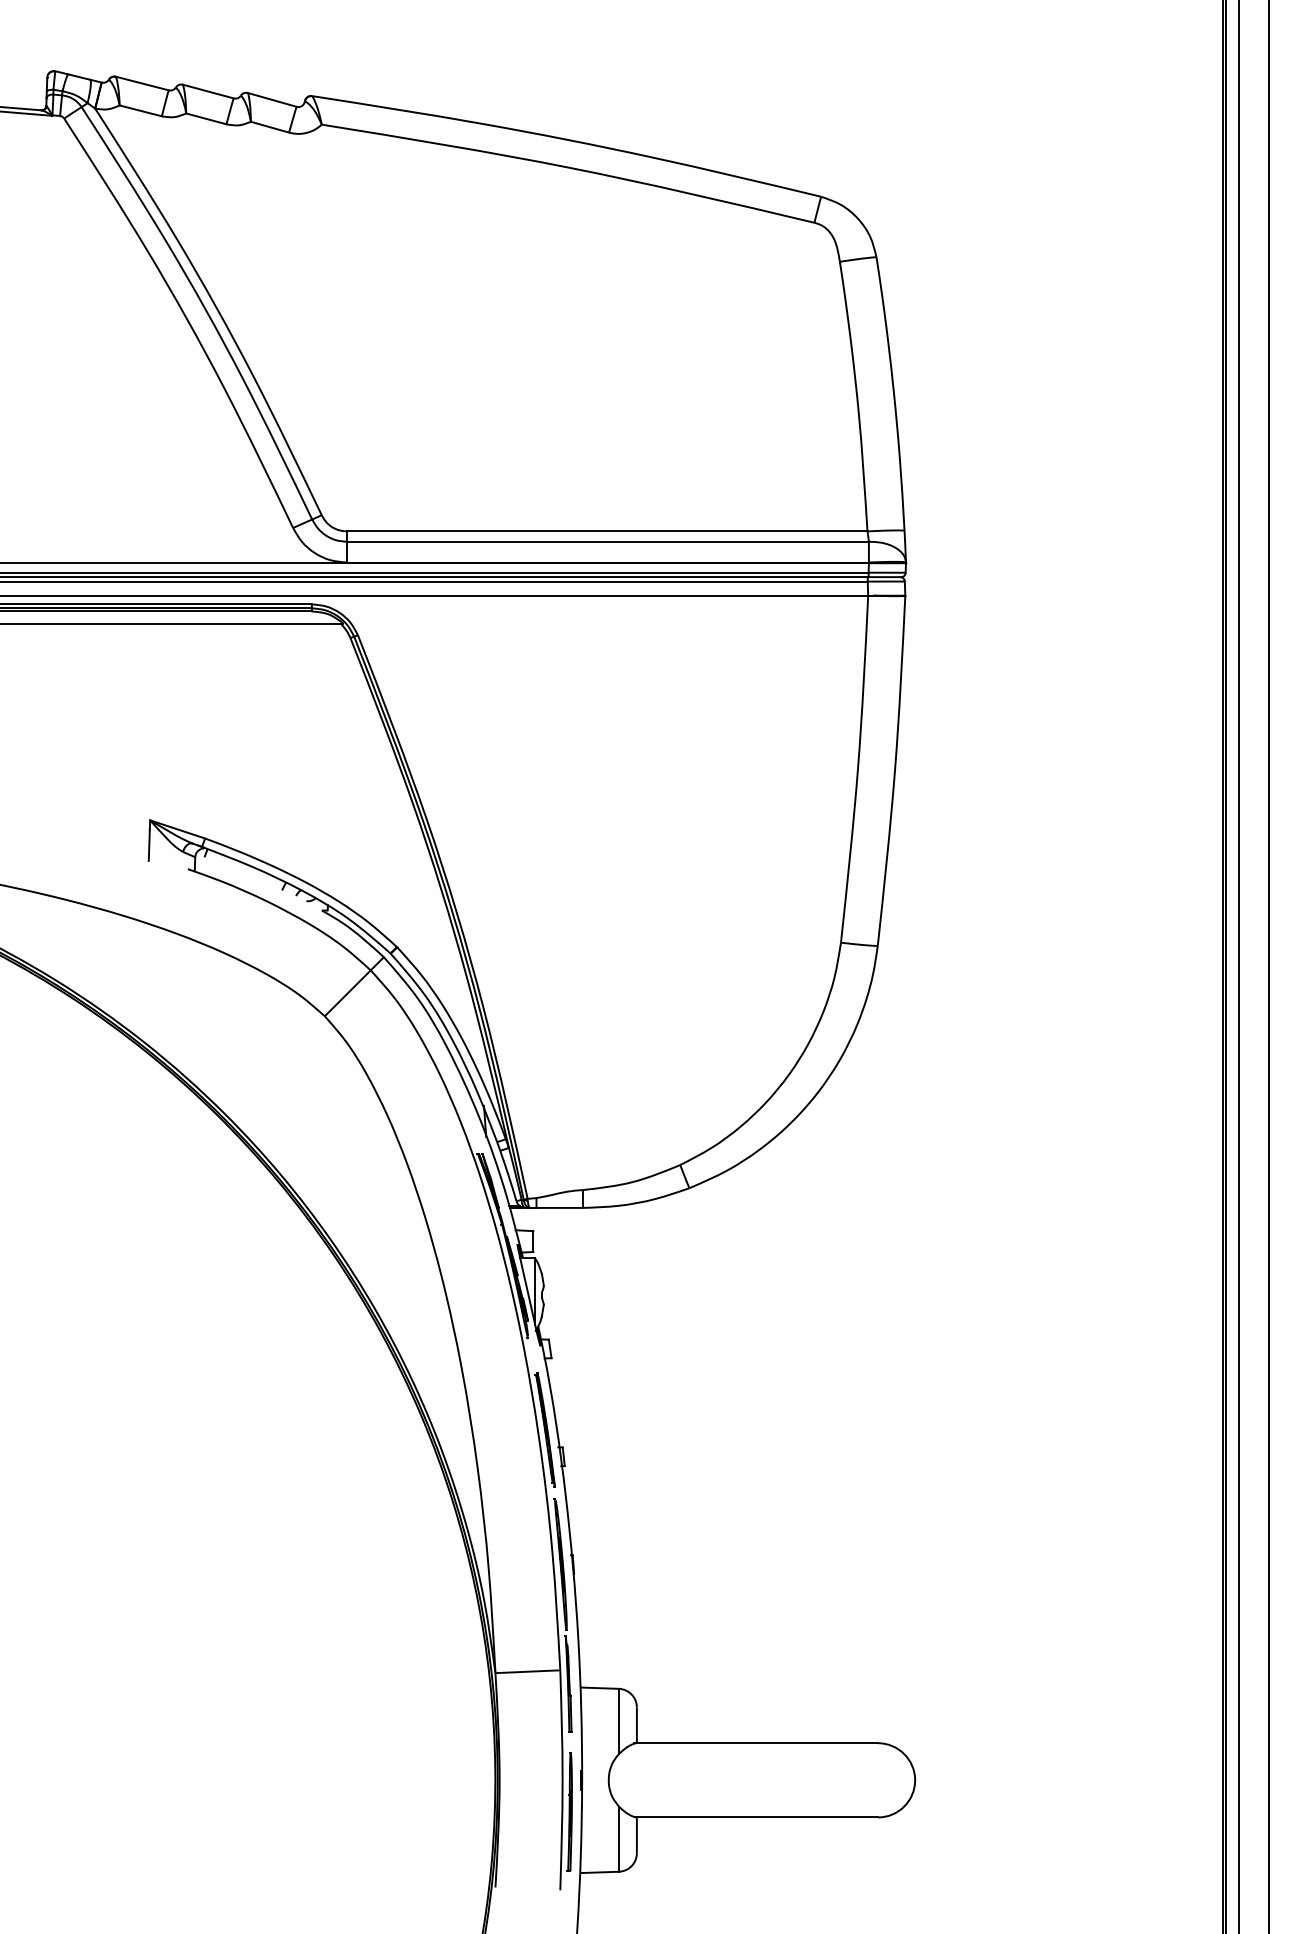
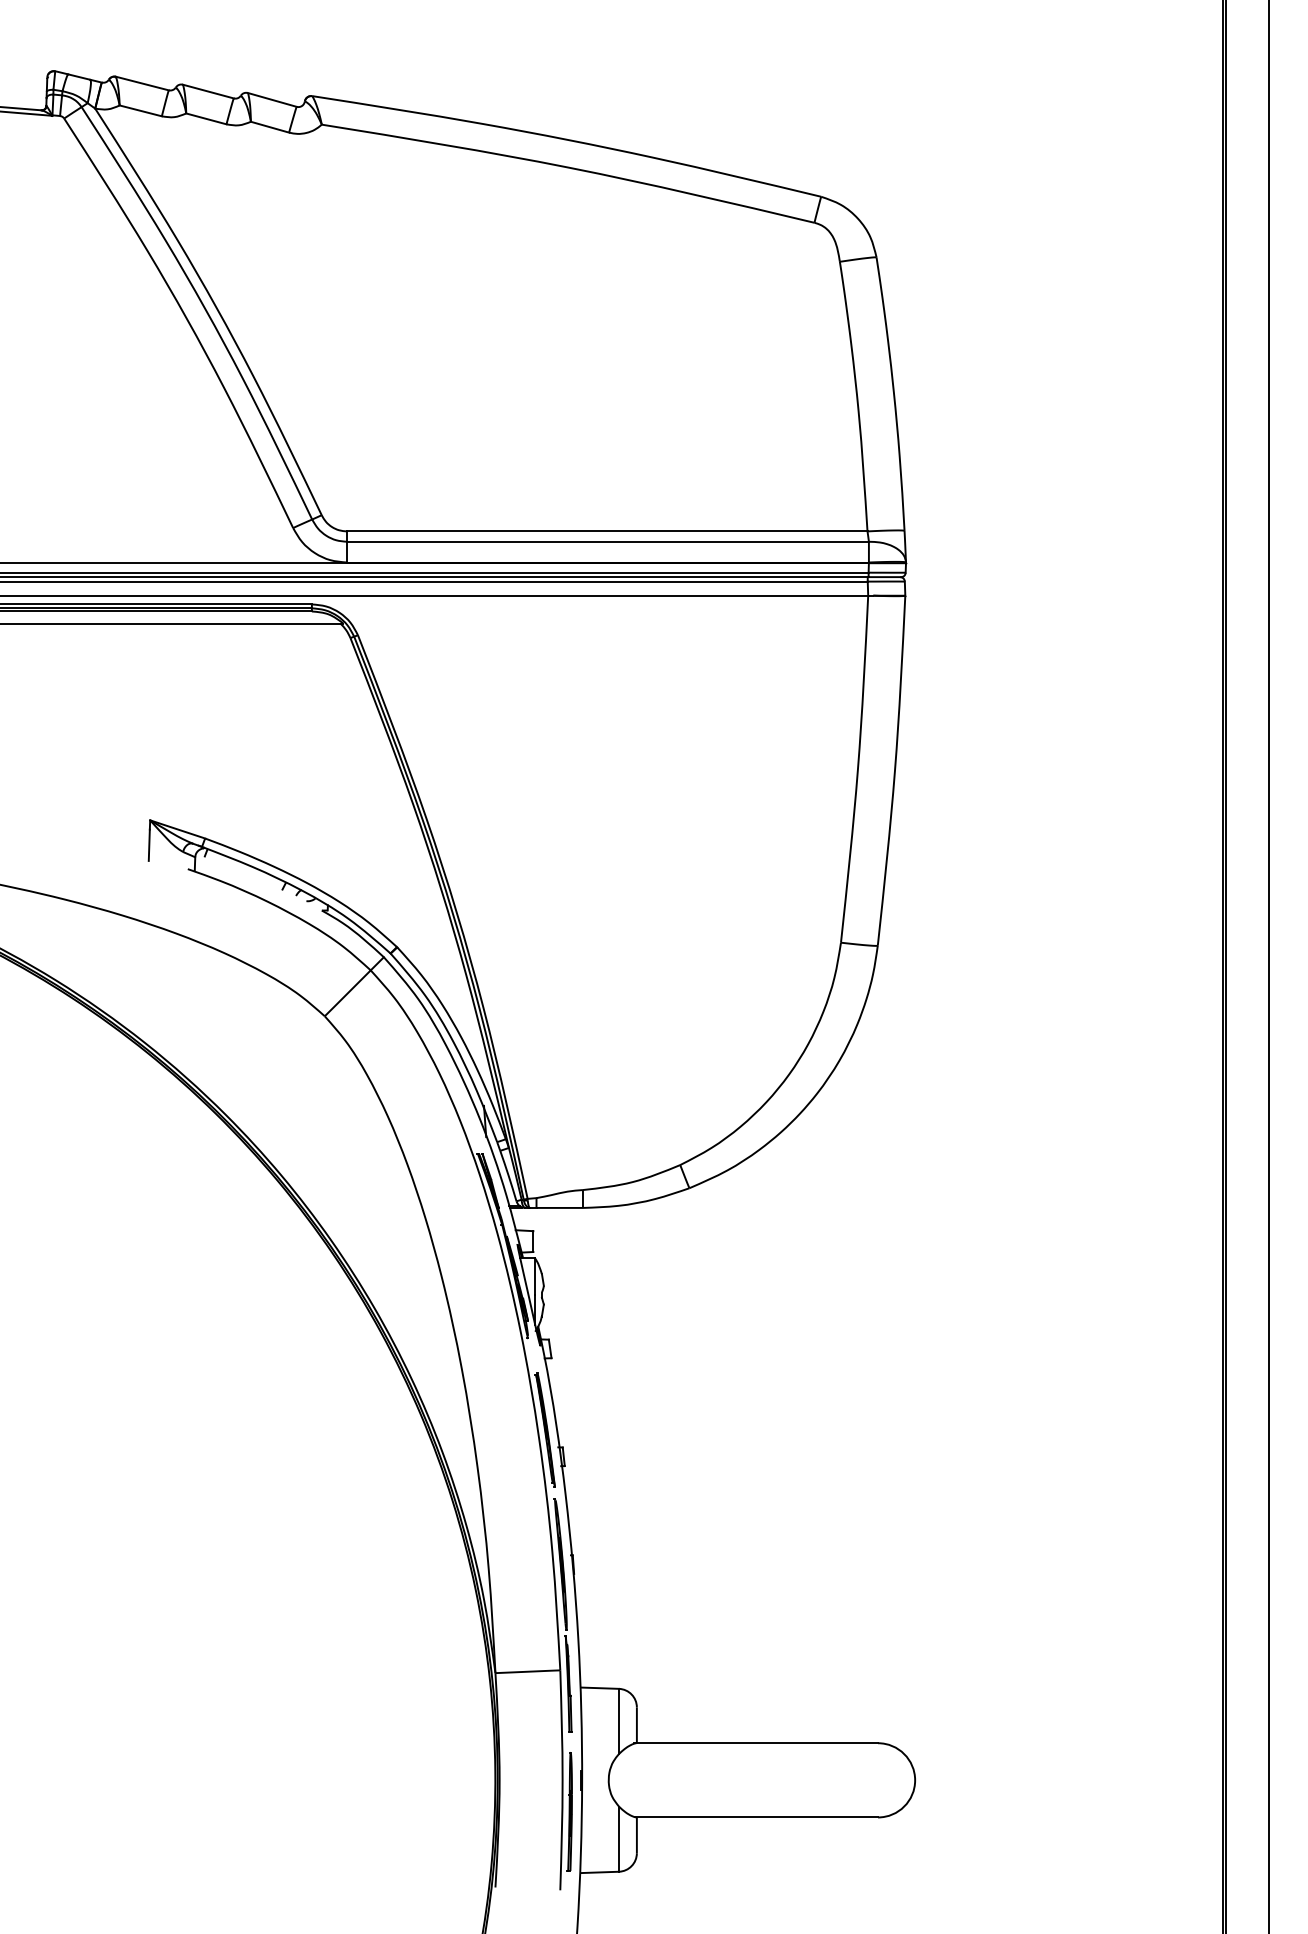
line: present -> none (1239, 966)
